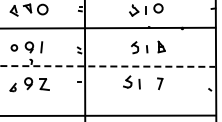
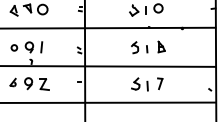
line: dashed -> solid (108, 66)
part position: (131, 82) -> (139, 84) (139, 84)
part position: (12, 87) -> (12, 82) (12, 82)
line position: (108, 115) -> (108, 102) (108, 102)
